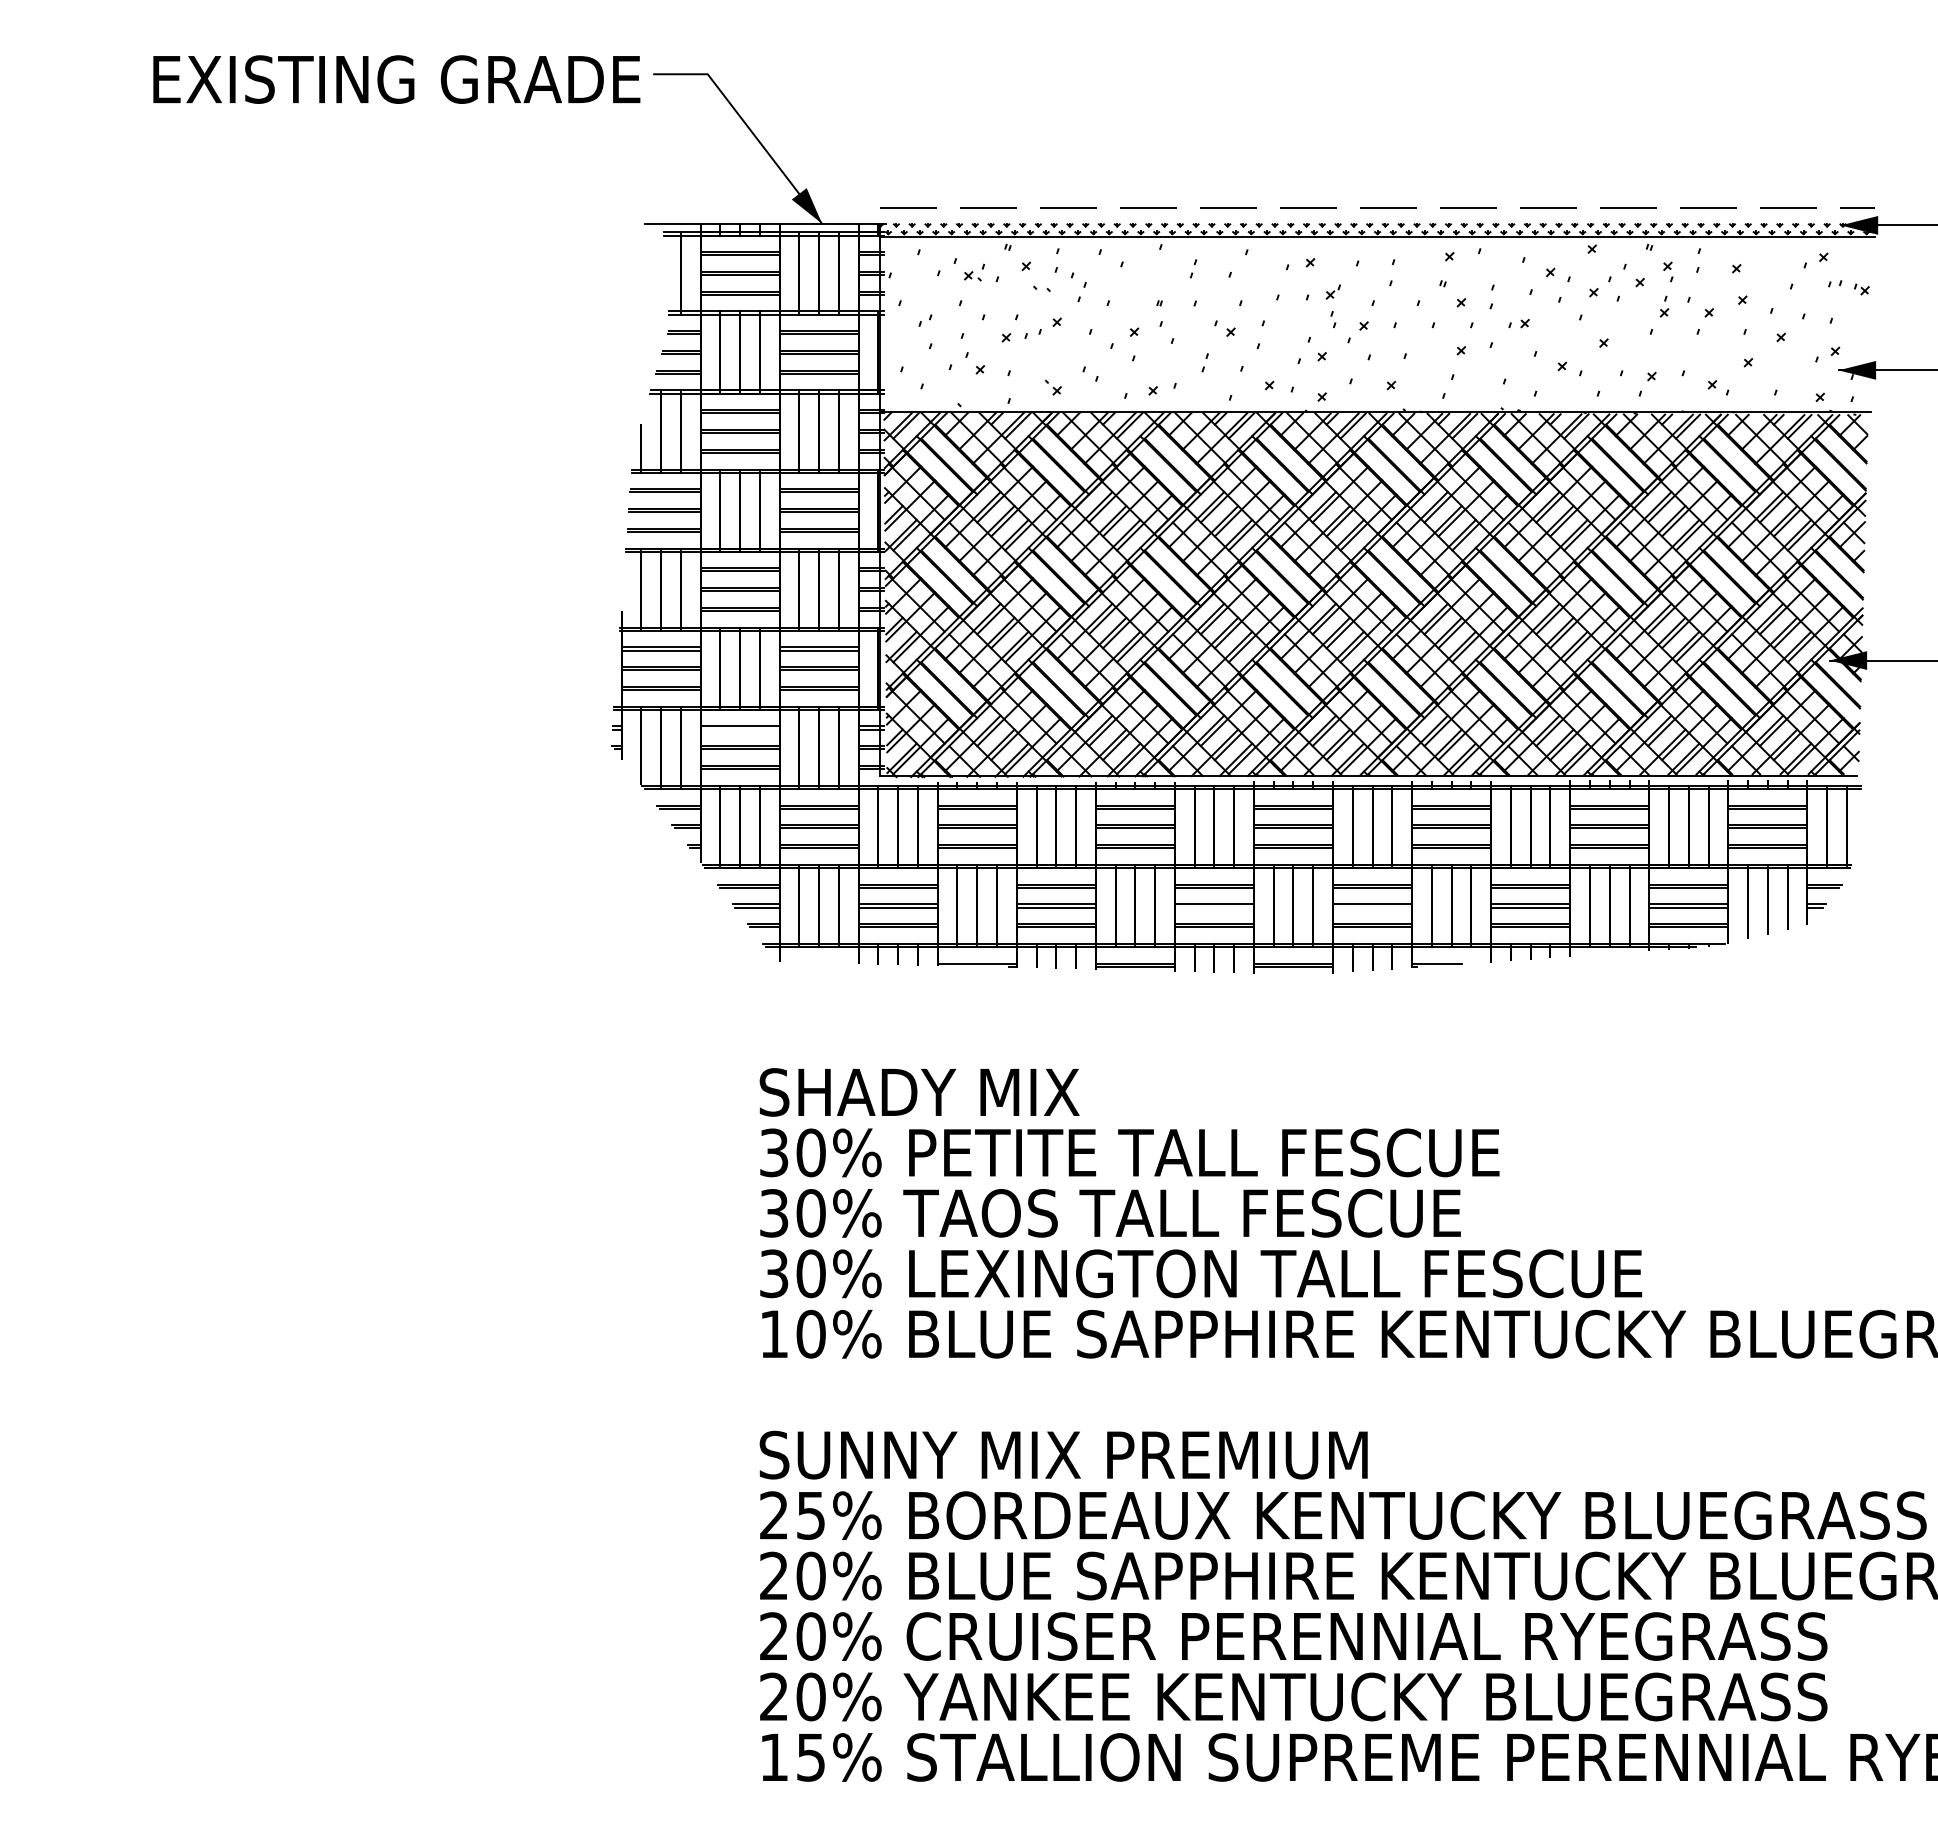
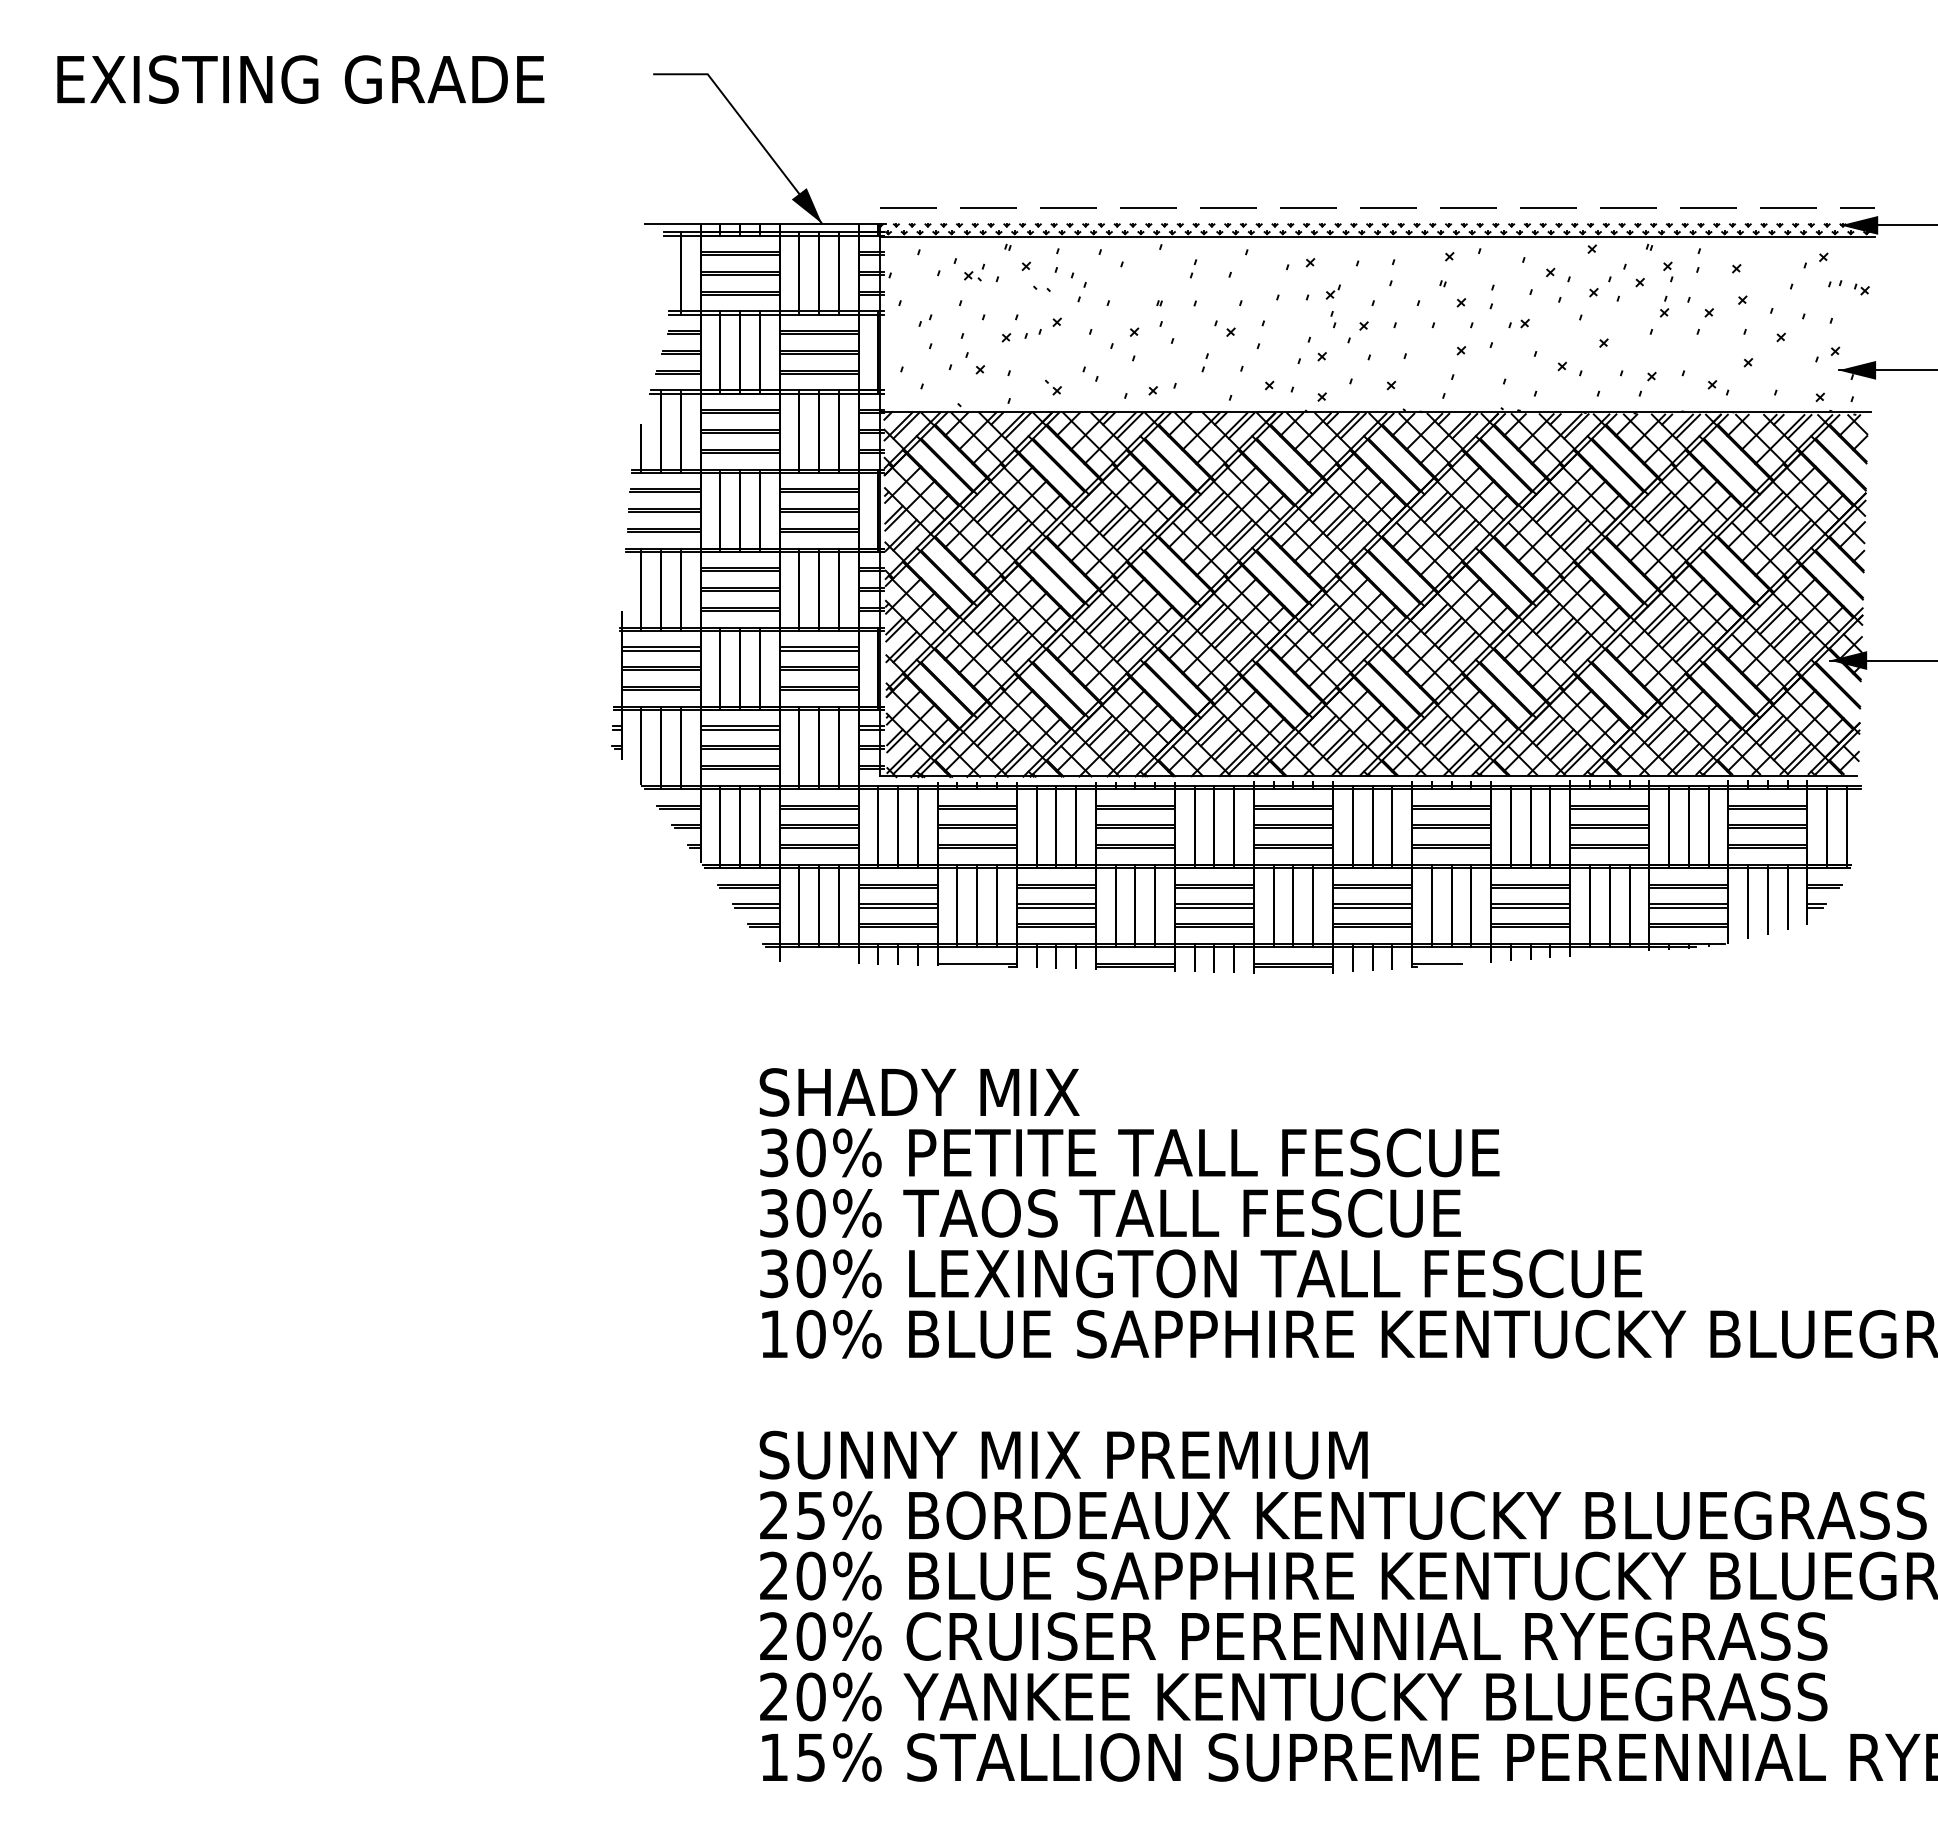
text position: (396, 79) -> (300, 79) (300, 79)
line: none -> present (739, 729)
line: none -> present (1213, 907)
line: none -> present (1372, 907)
